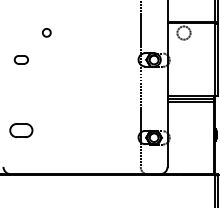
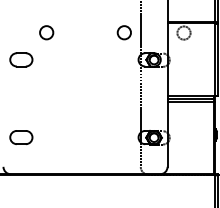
circle size: 10x10 px -> 16x16 px (46, 32)
circle: none -> present (123, 32)
part size: 16x10 px -> 25x16 px (21, 59)
part position: (21, 130) -> (21, 137) (21, 137)
